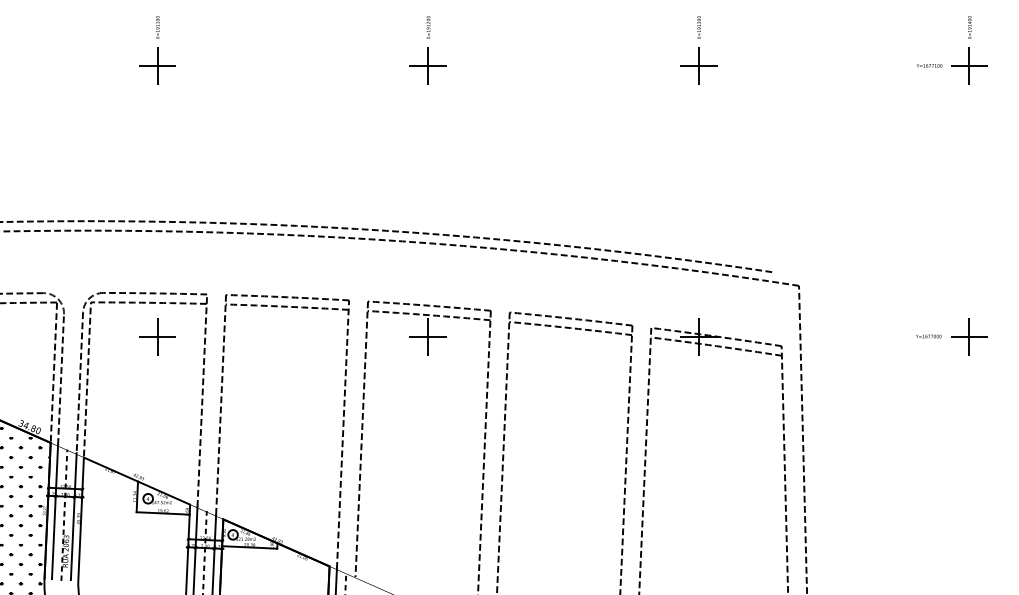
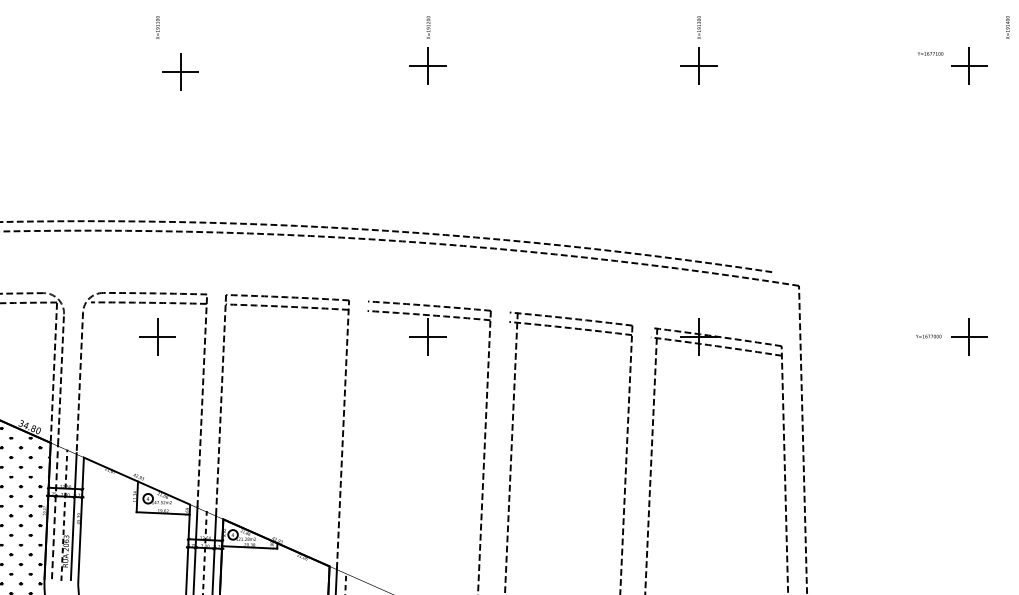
text position: (969, 27) -> (1007, 27) (1007, 27)
part position: (157, 65) -> (180, 71) (180, 71)
text position: (929, 65) -> (930, 53) (930, 53)
line: present -> none (86, 379)
line: present -> none (361, 439)
line position: (503, 451) -> (511, 451) (511, 451)
line position: (645, 459) -> (651, 459) (651, 459)
line: solid -> dashed (55, 511)
